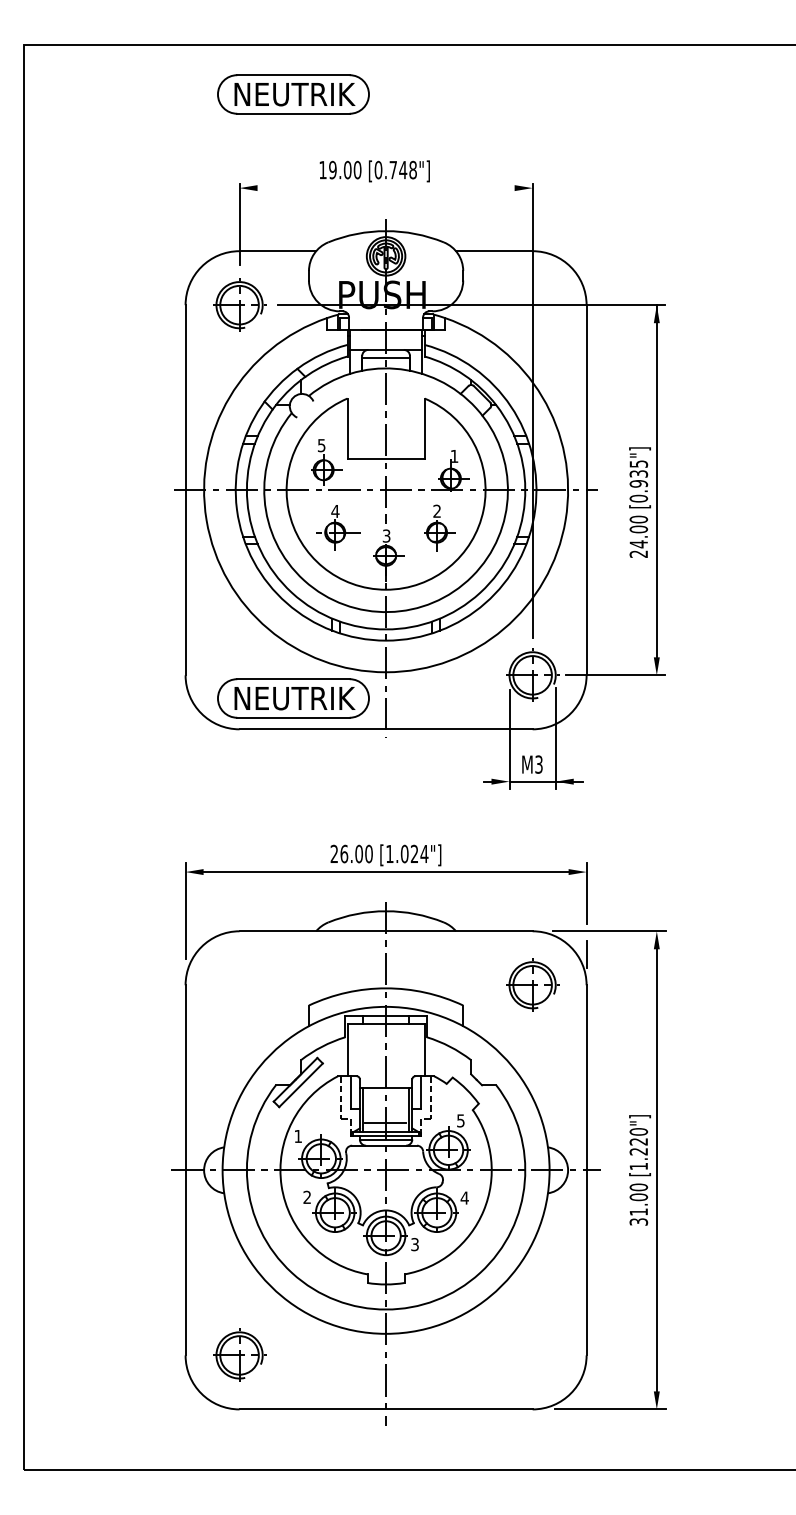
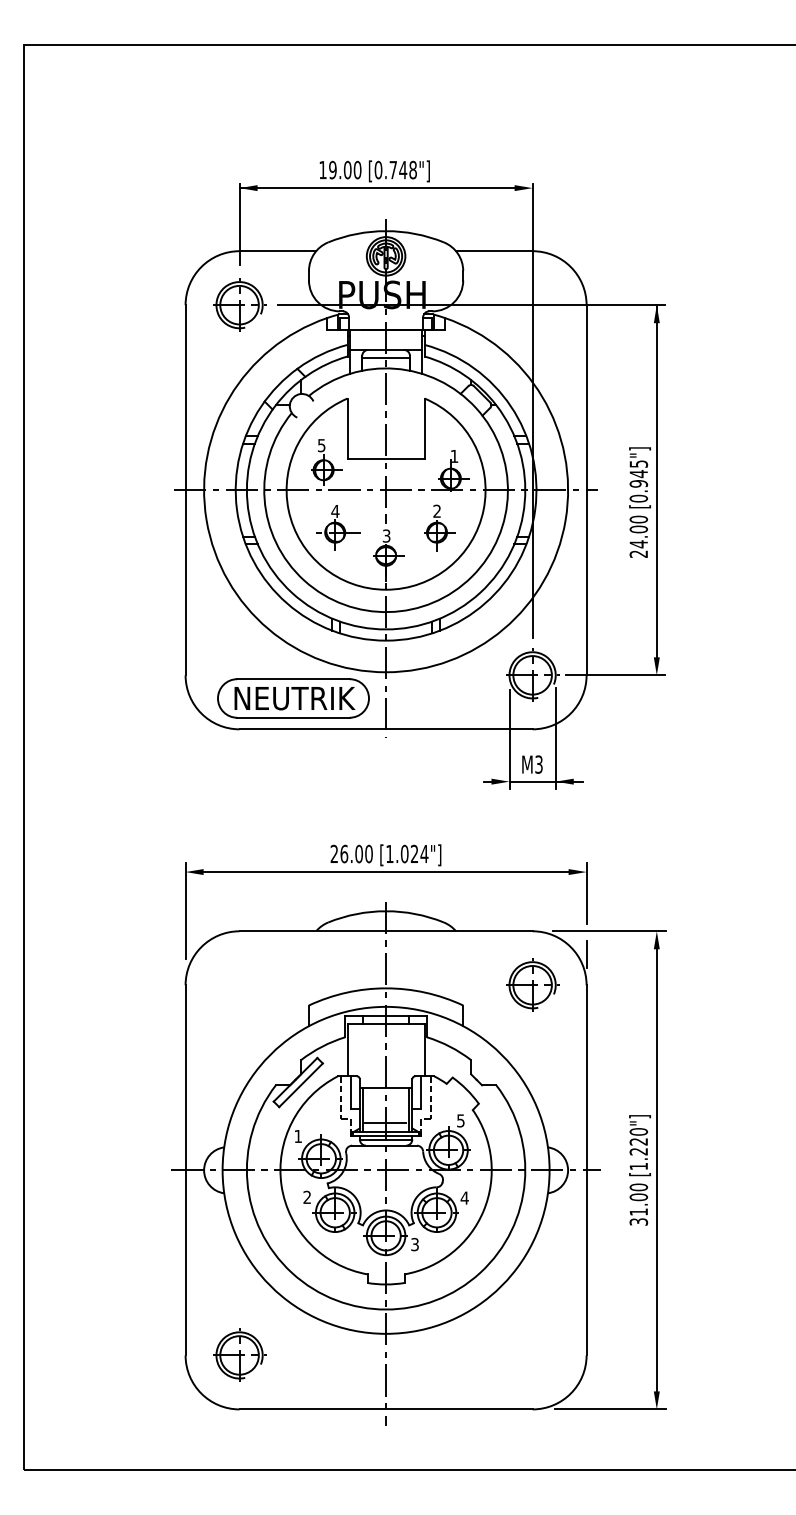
part: present -> none (293, 94)
line: none -> present (376, 188)
text: [0.935"] -> [0.945"] (638, 474)
